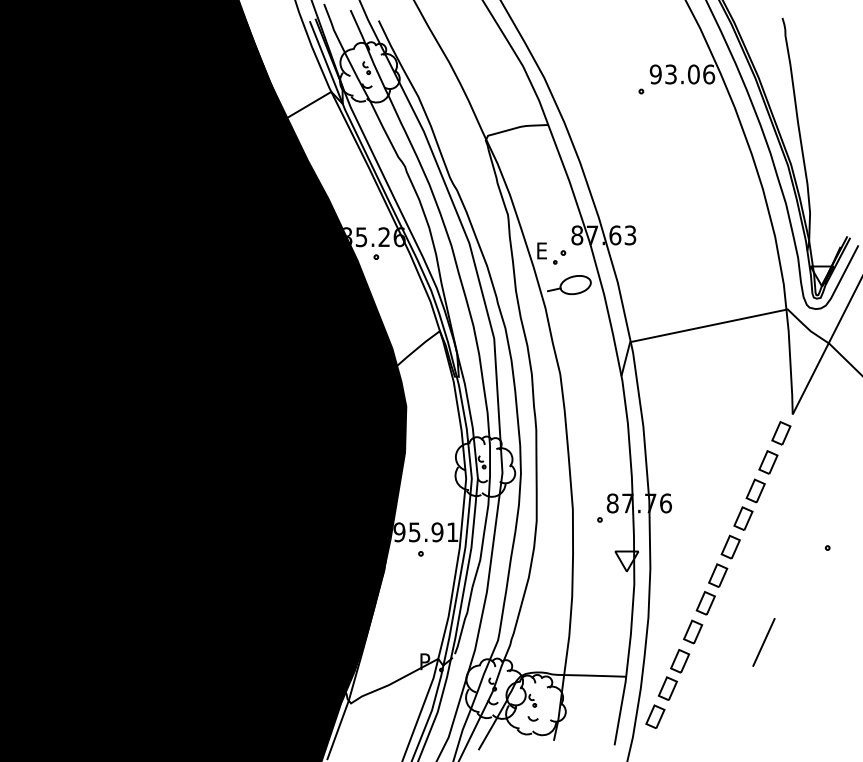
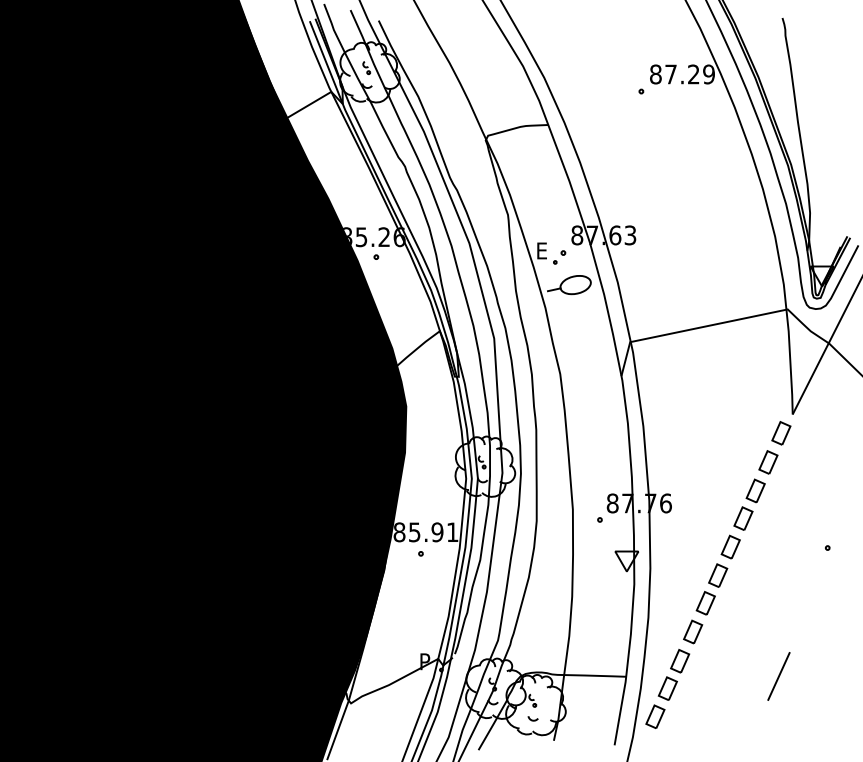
text: 93.06 -> 87.29 (682, 74)
text: 95.91 -> 85.91 (399, 532)
line position: (763, 642) -> (778, 676) (778, 676)
